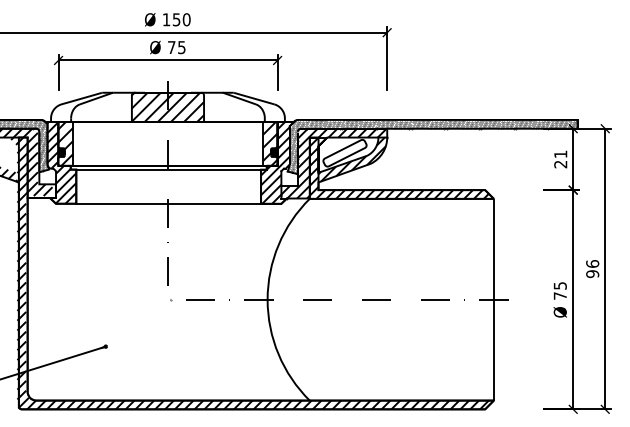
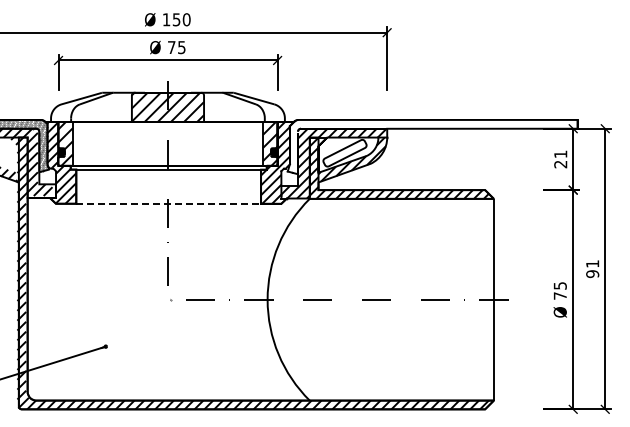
hatch: present -> none (432, 146)
line: solid -> dashed (169, 203)
text: 96 -> 91 (592, 263)
